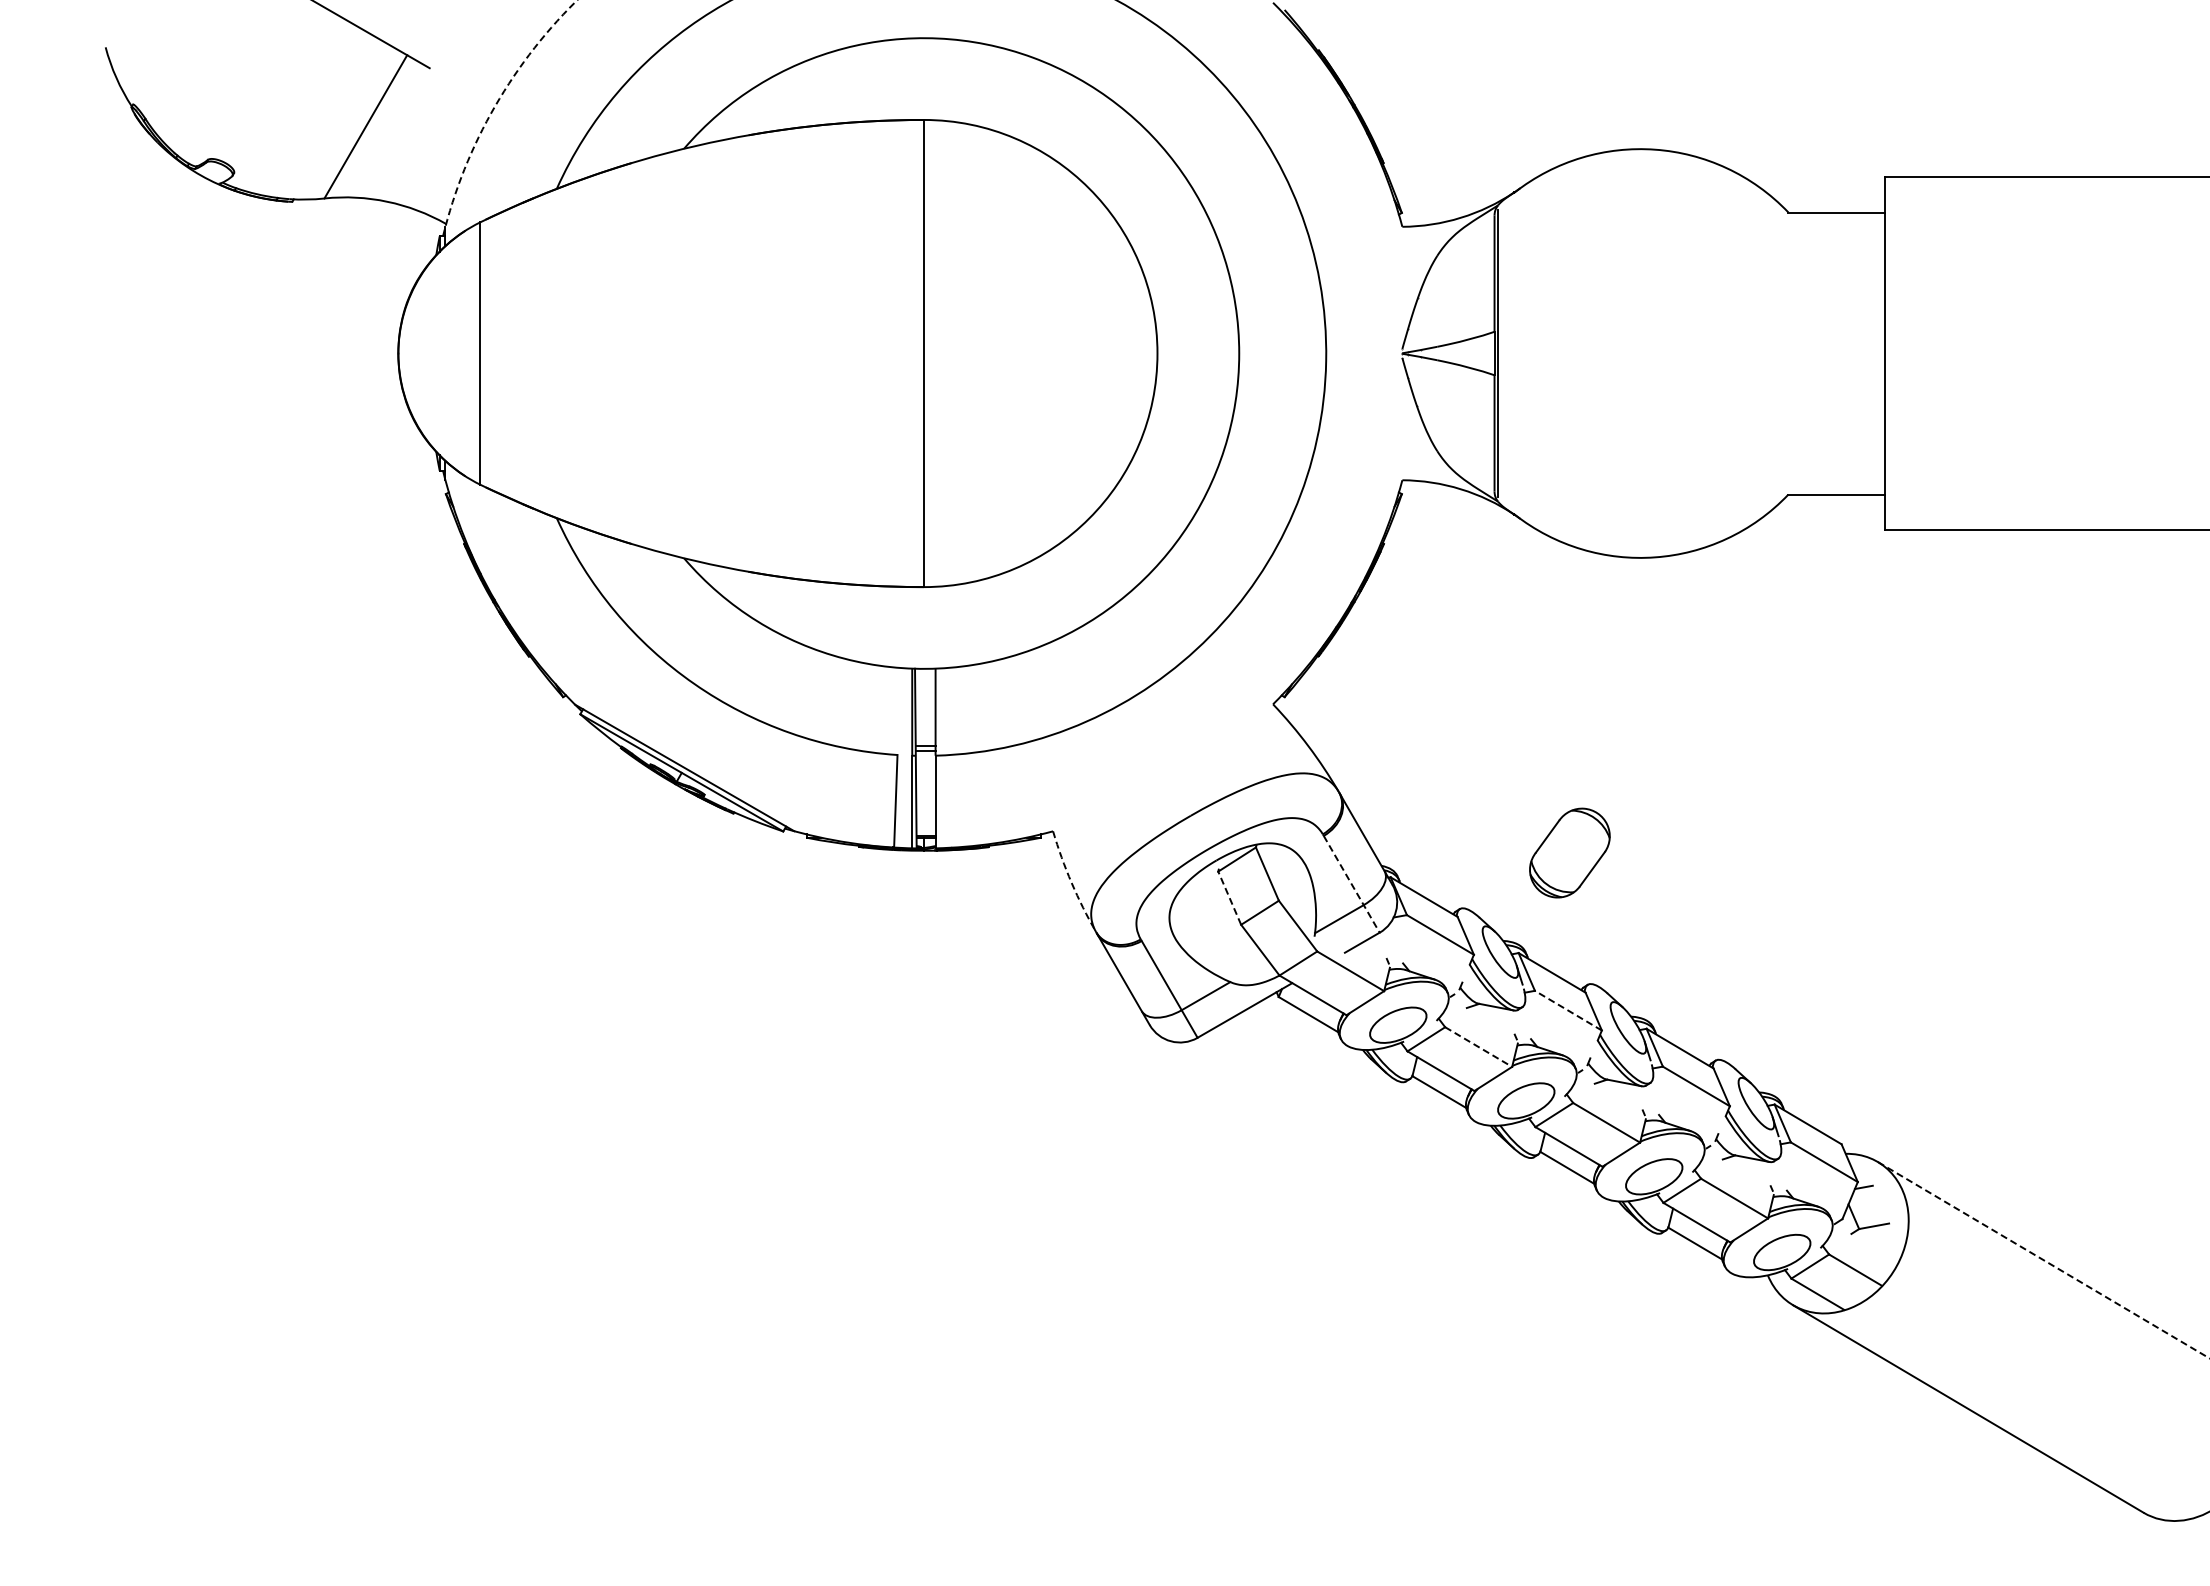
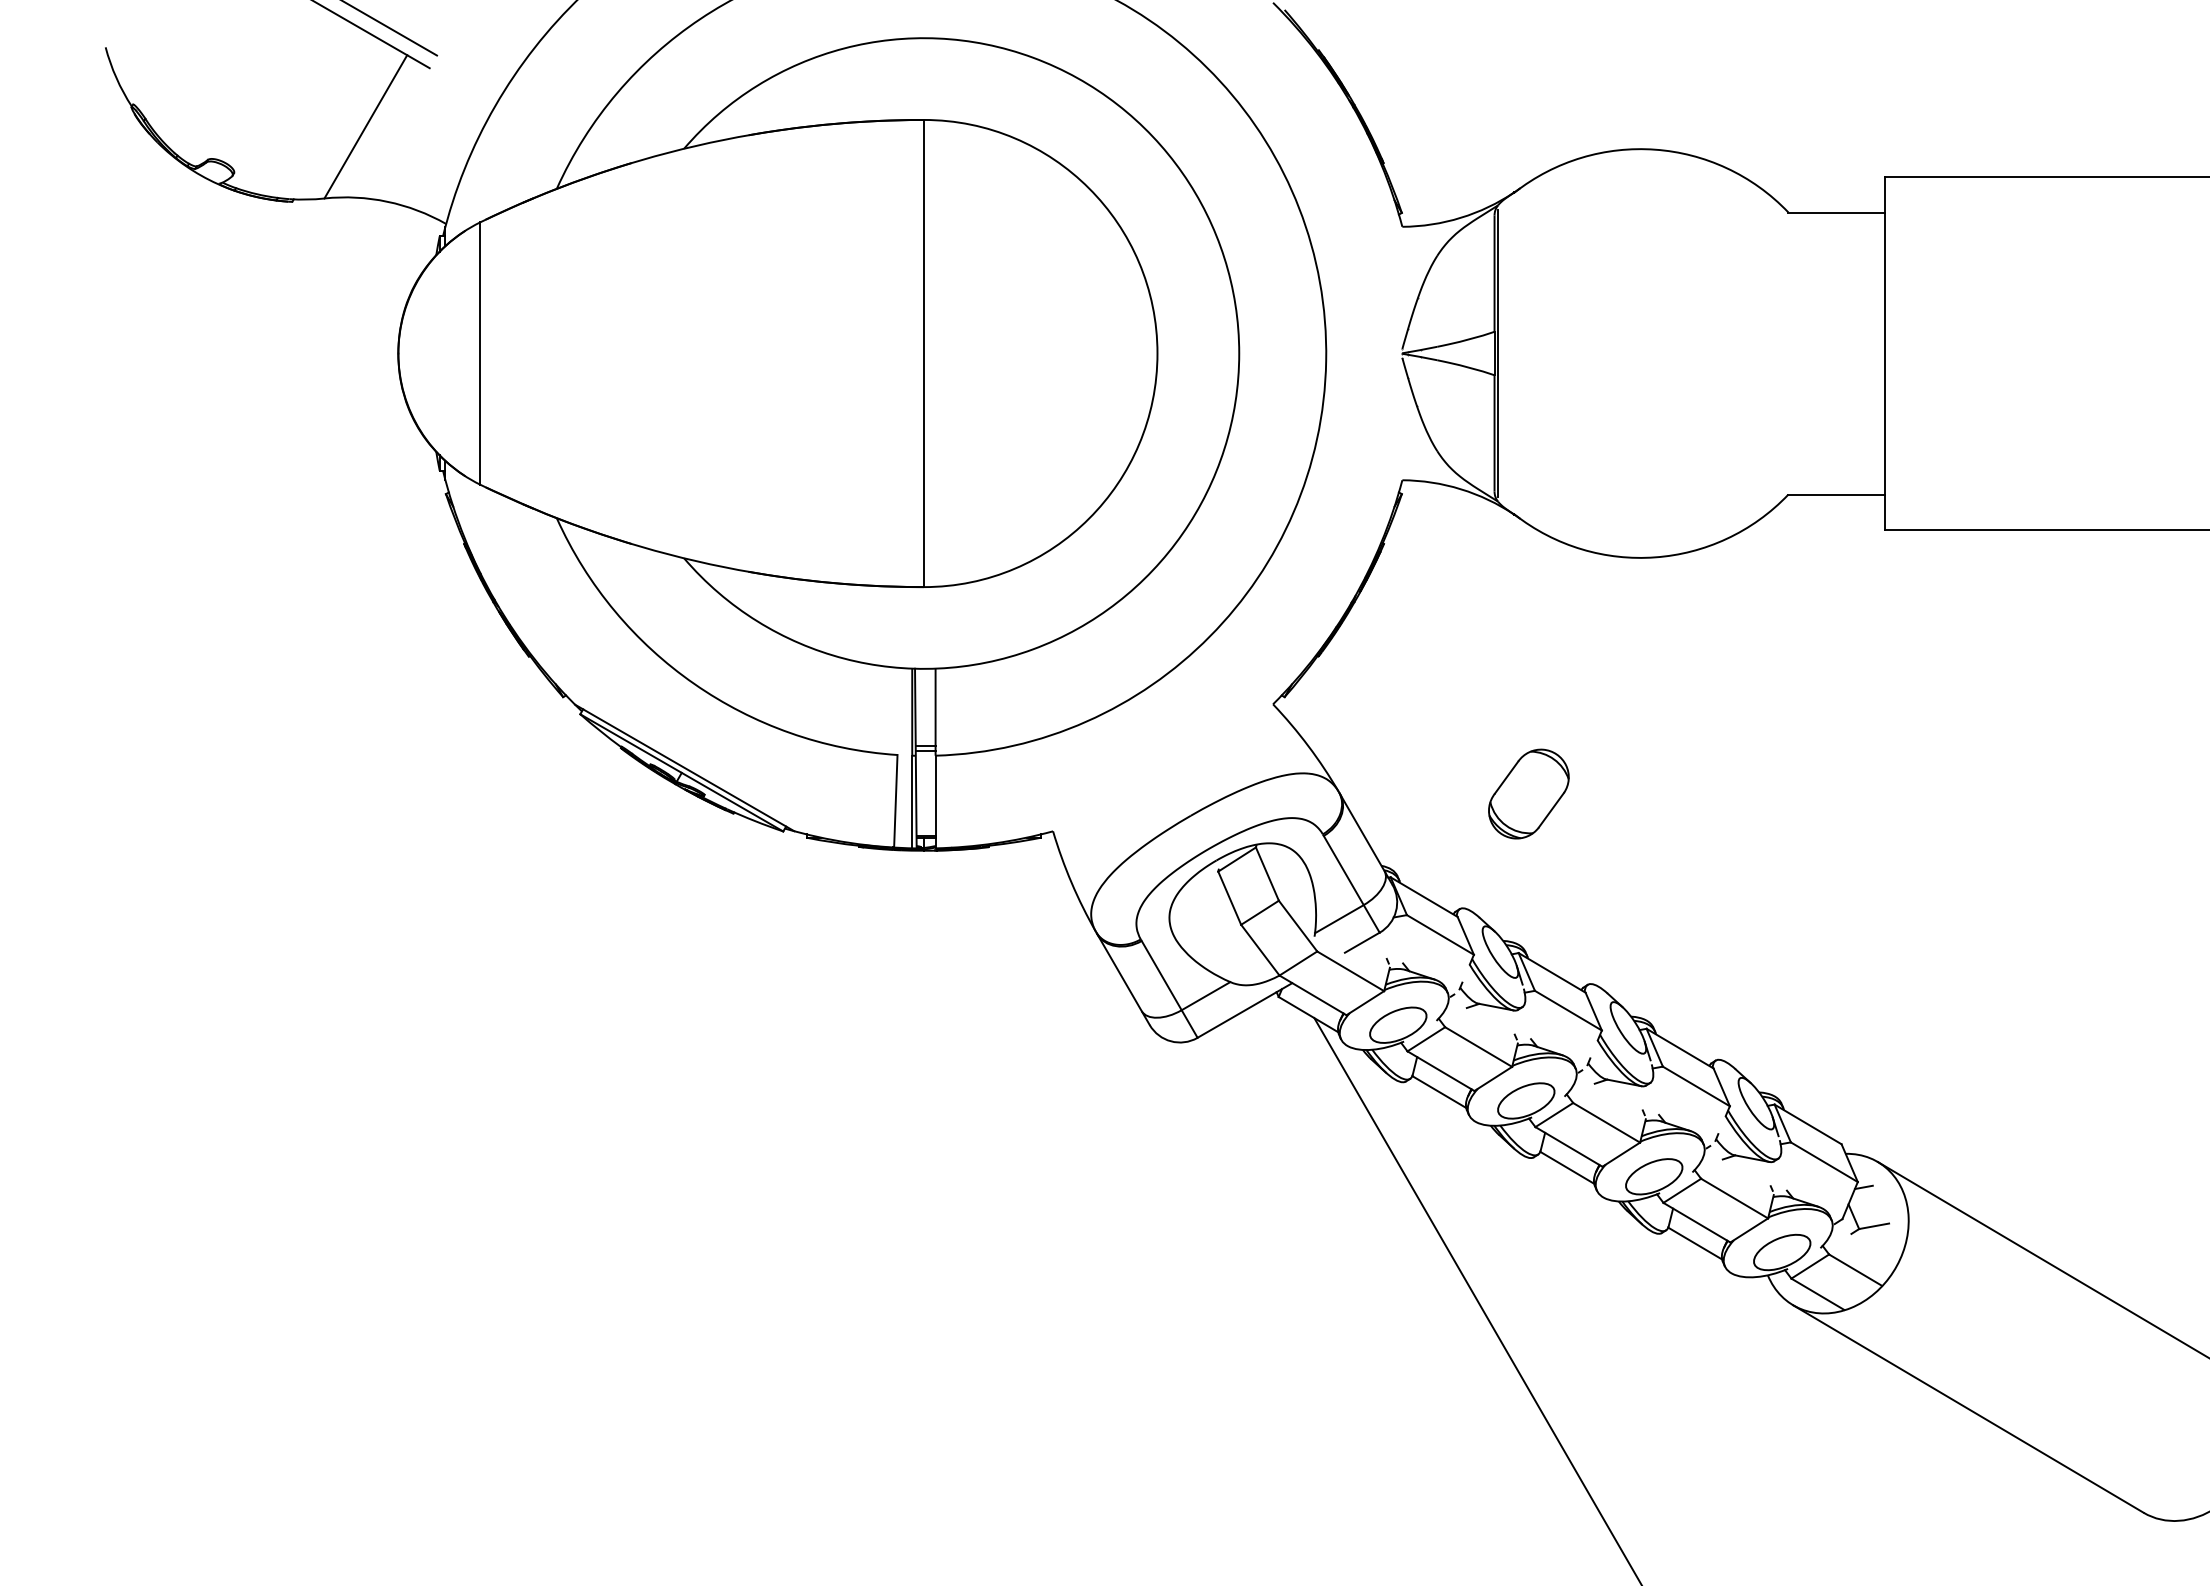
line: none -> present (390, 28)
arc: dashed -> solid (493, 108)
part position: (1569, 852) -> (1528, 793) (1528, 793)
arc: dashed -> solid (1071, 882)
line: dashed -> solid (1351, 884)
line: dashed -> solid (1229, 898)
line: dashed -> solid (1568, 1010)
line: dashed -> solid (1478, 1047)
line: dashed -> solid (2043, 1260)
line: none -> present (1476, 1300)
